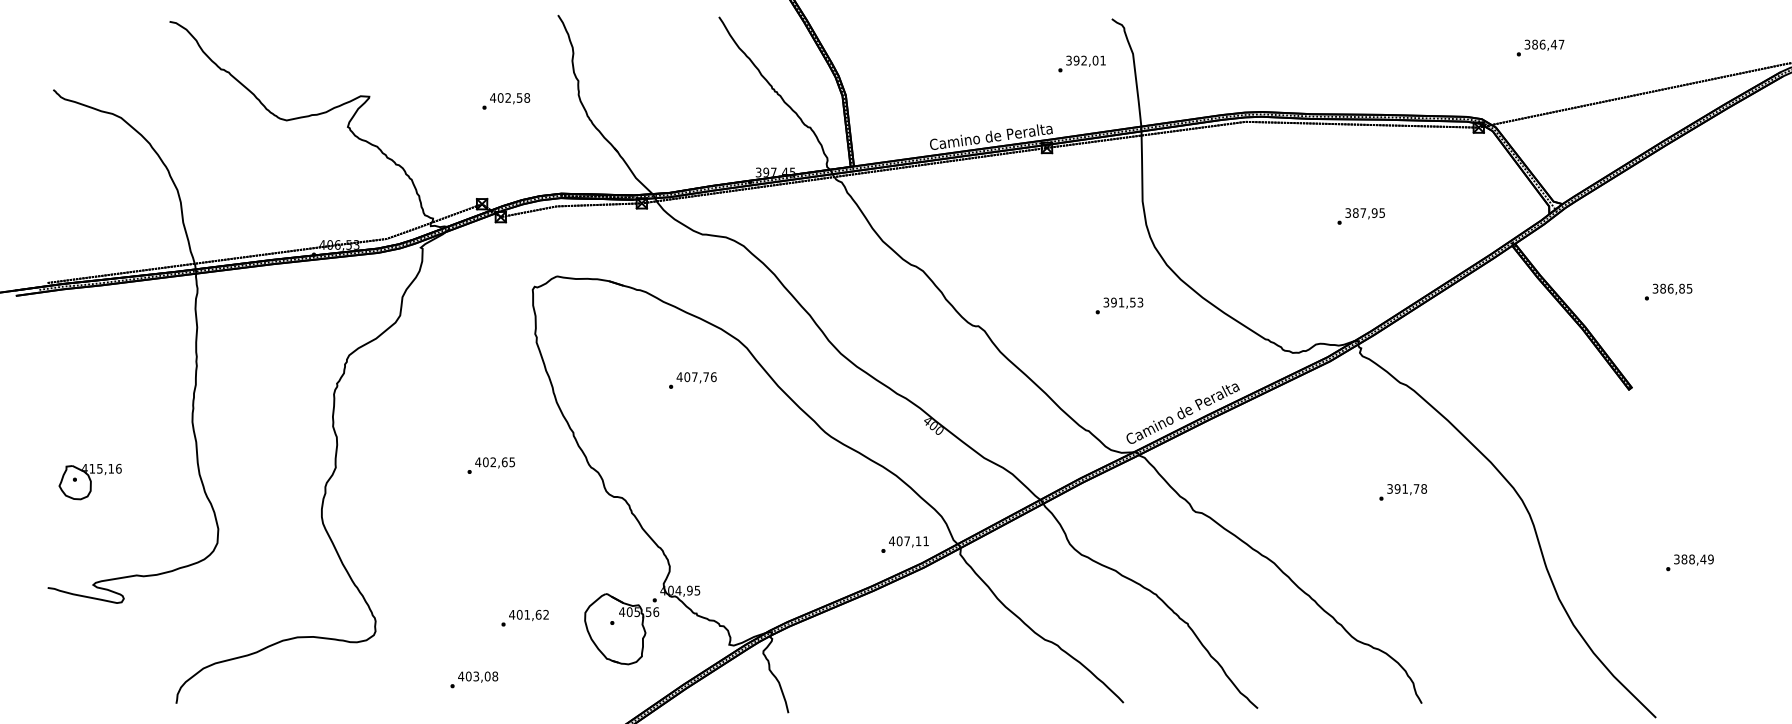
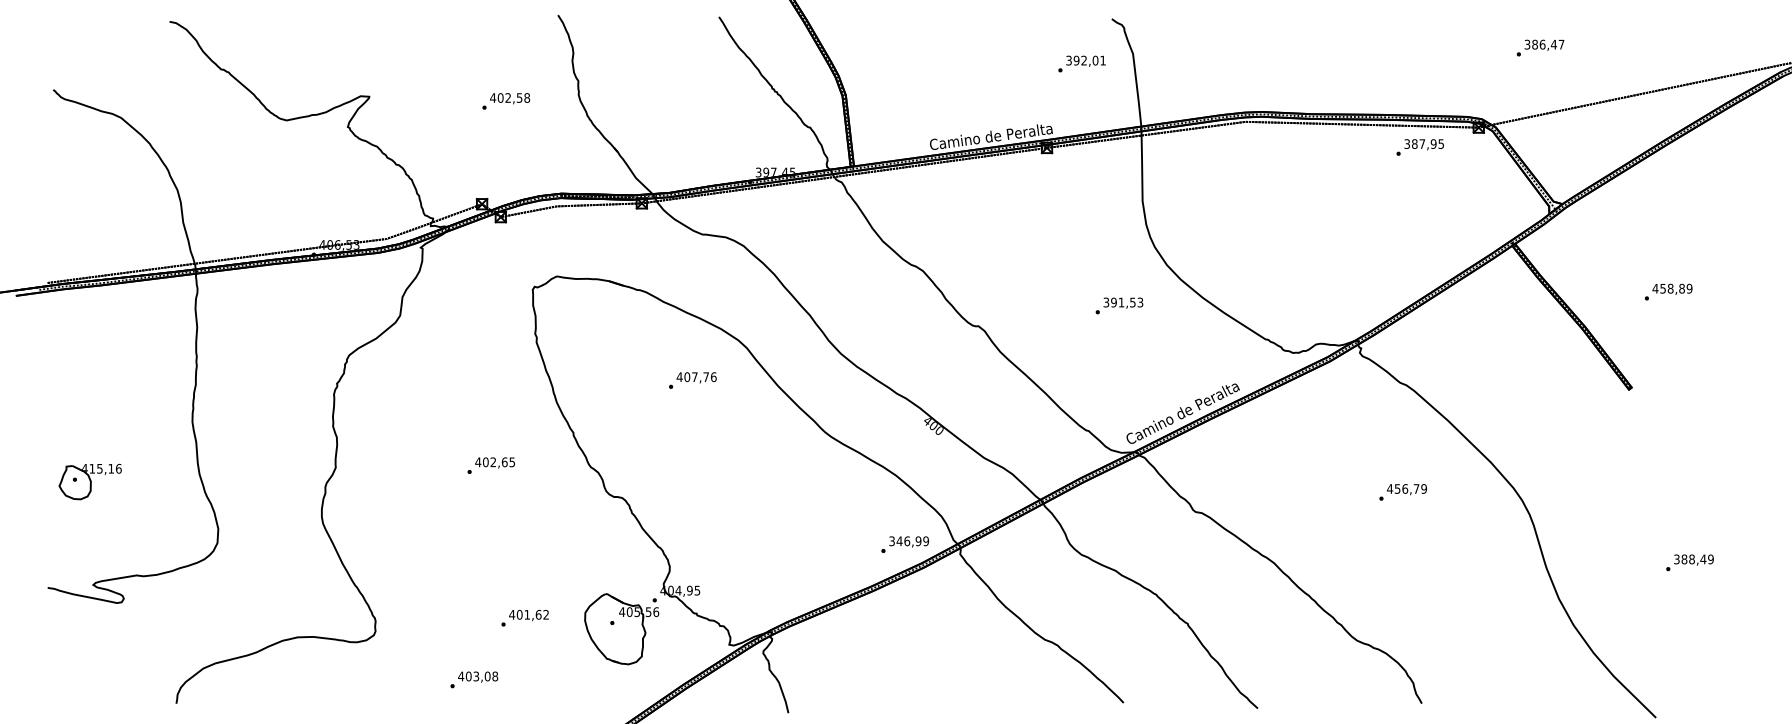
text position: (1360, 216) -> (1419, 147) (1419, 147)
text: 386,85 -> 458,89 (1672, 288)
text: 391,78 -> 456,79 (1407, 488)
text: 407,11 -> 346,99 (909, 541)
